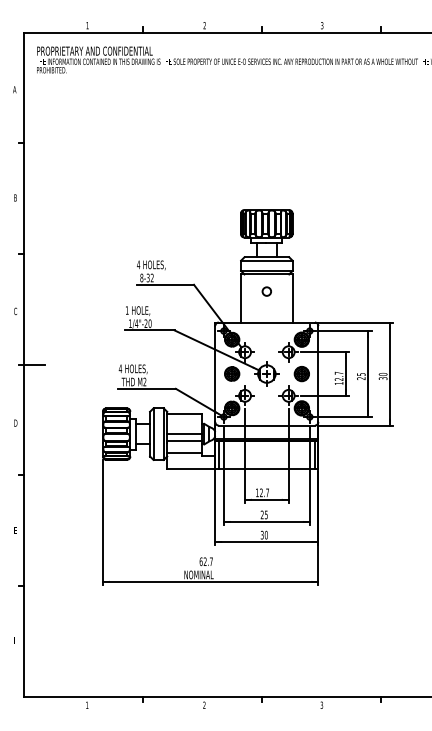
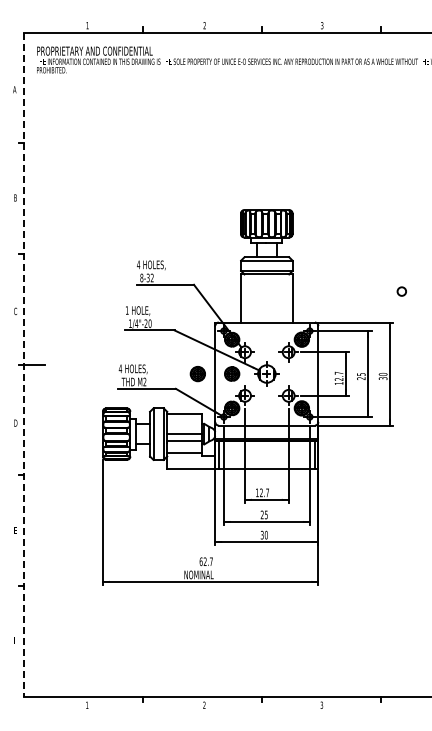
circle position: (266, 291) -> (401, 291) (401, 291)
line: solid -> dashed (24, 364)
part position: (301, 374) -> (197, 374) (197, 374)
